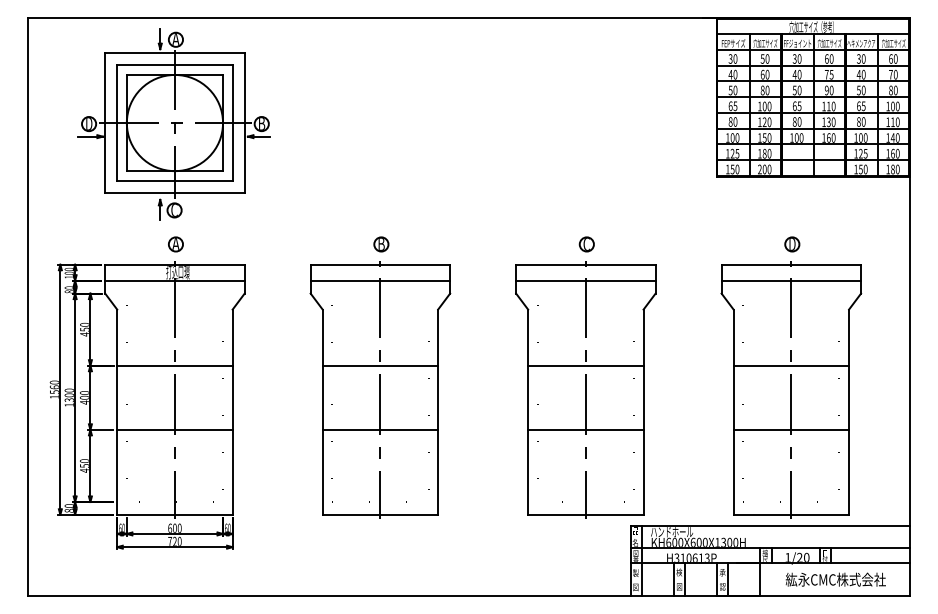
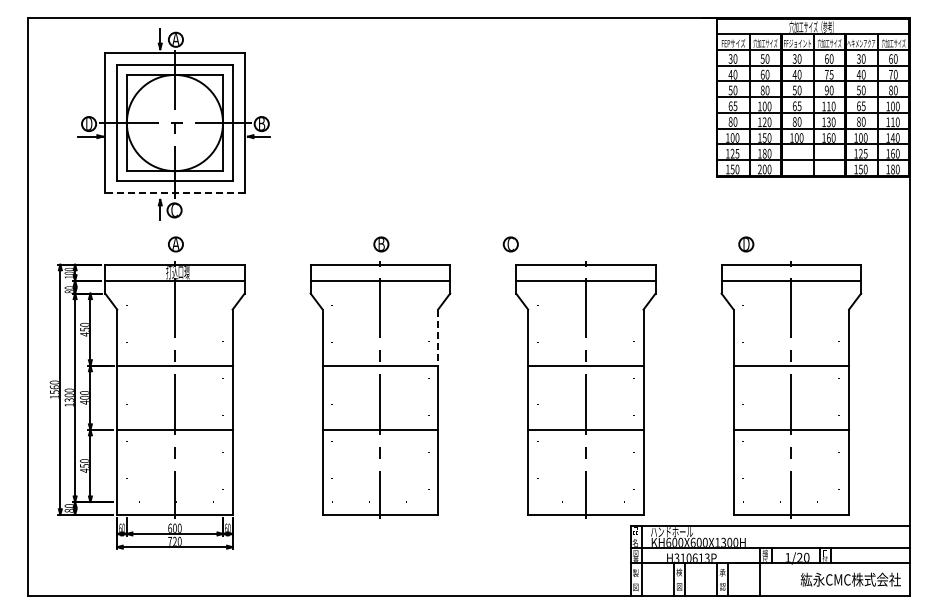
line: solid -> dashed (174, 192)
part position: (586, 244) -> (510, 244) (510, 244)
part position: (792, 244) -> (746, 244) (746, 244)
line: solid -> dashed (438, 338)
text position: (835, 579) -> (850, 579) (850, 579)
